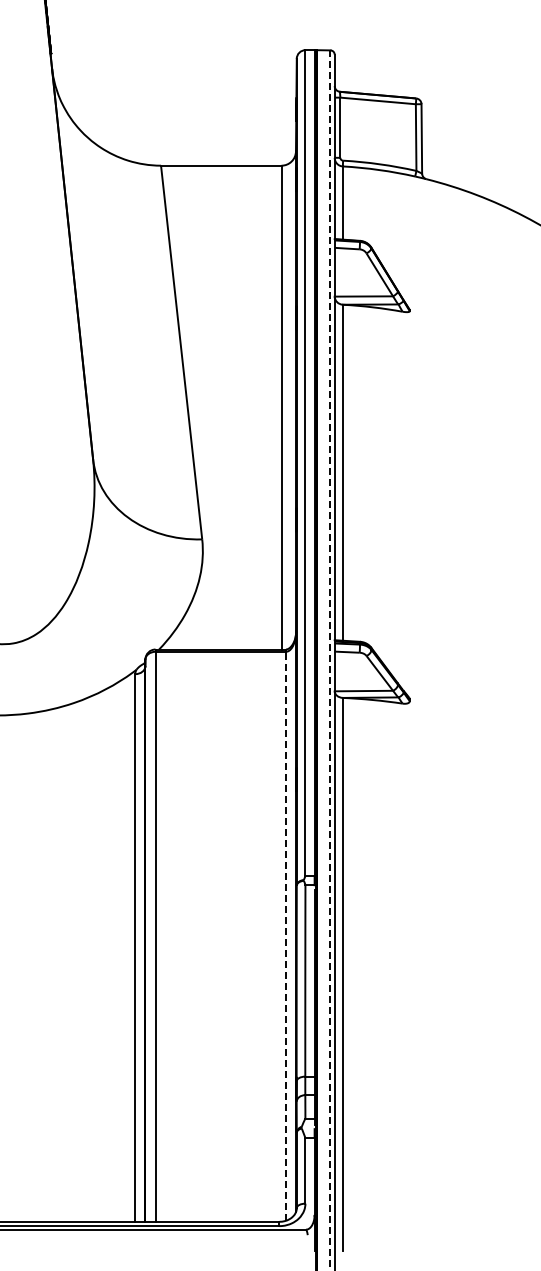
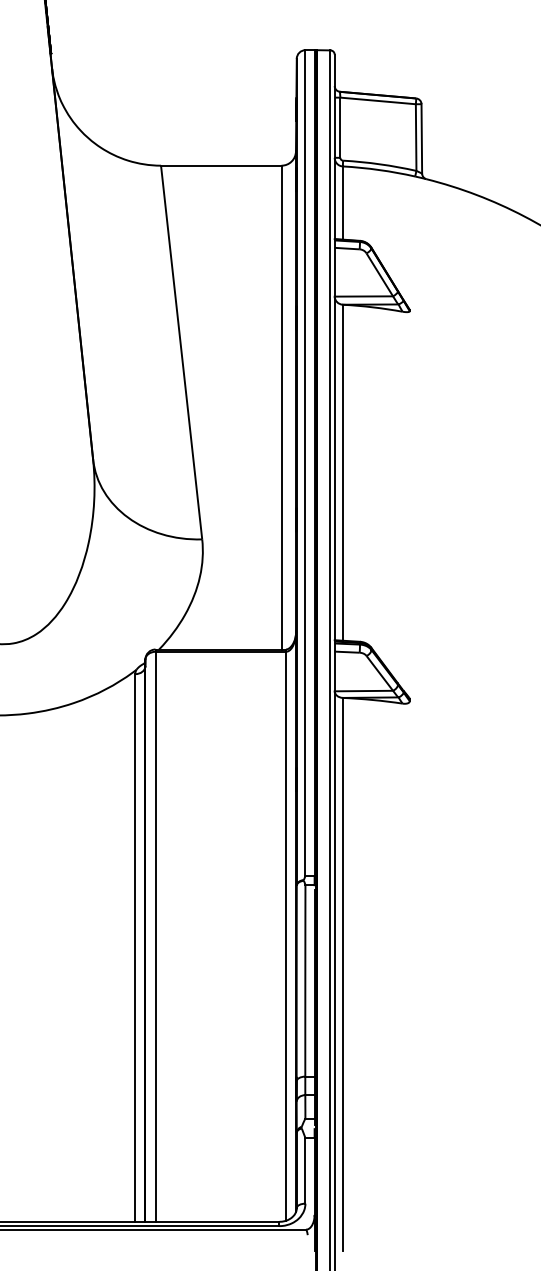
line: dashed -> solid (330, 660)
line: dashed -> solid (286, 935)
